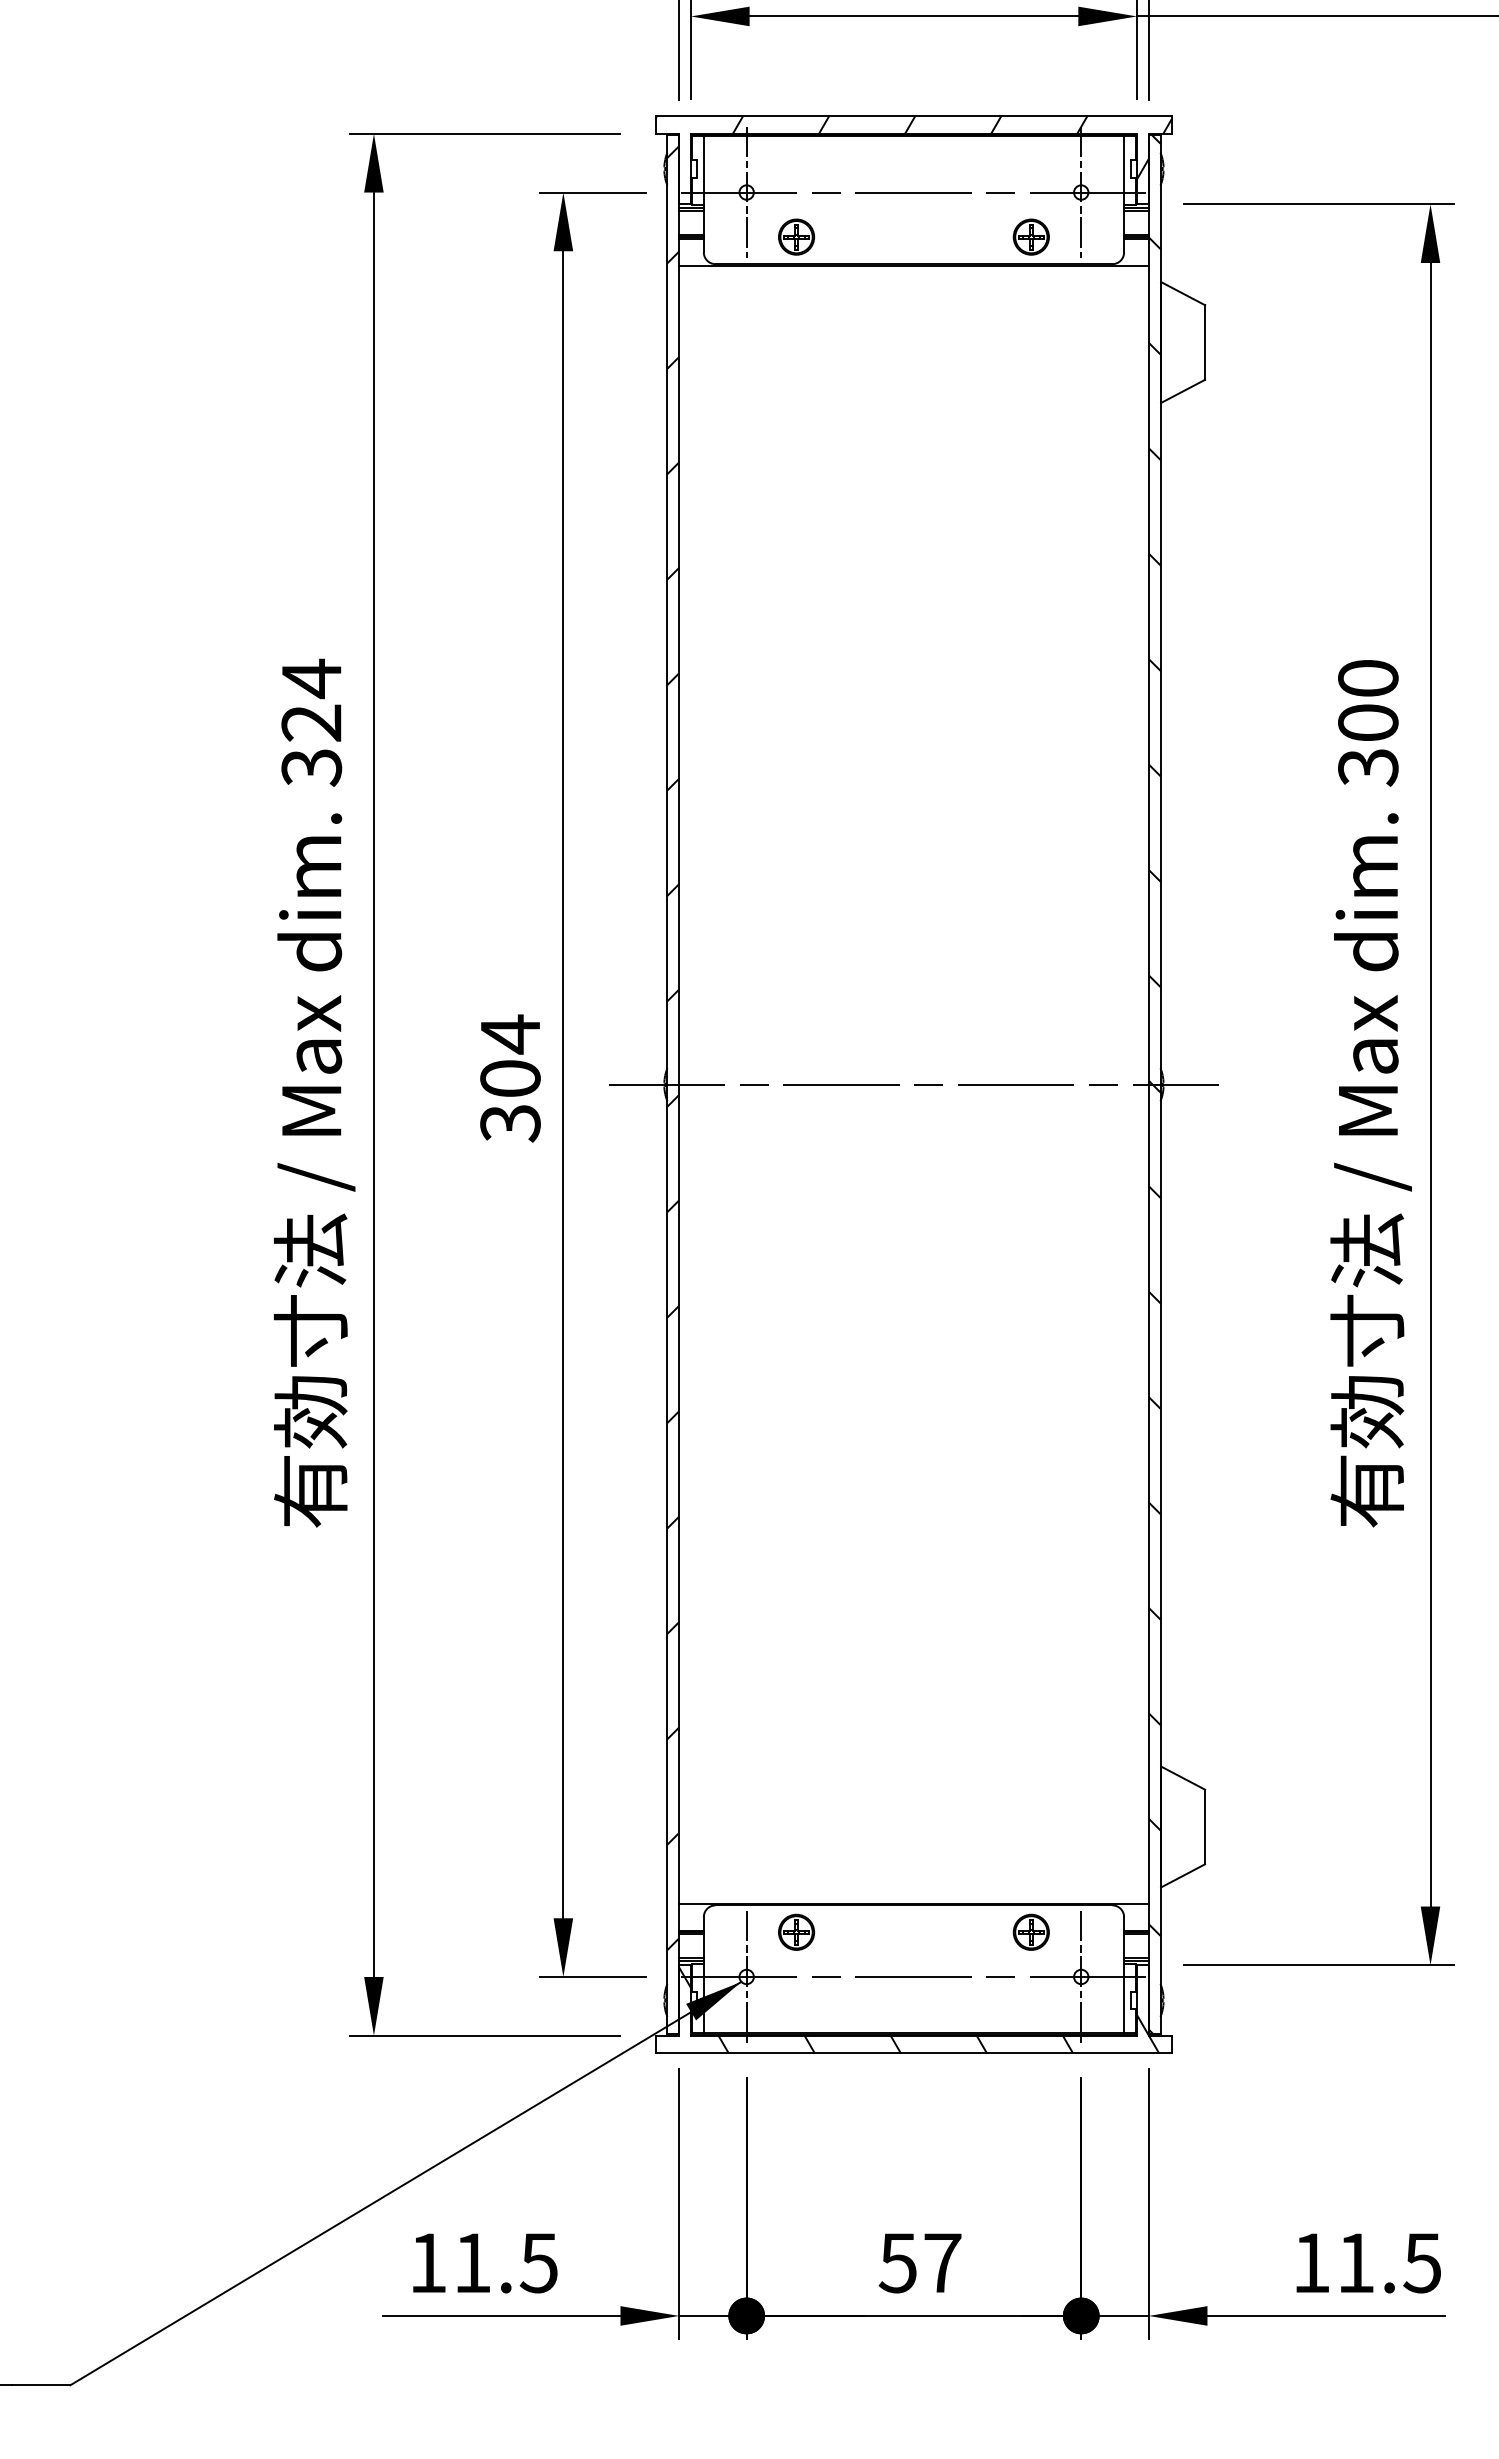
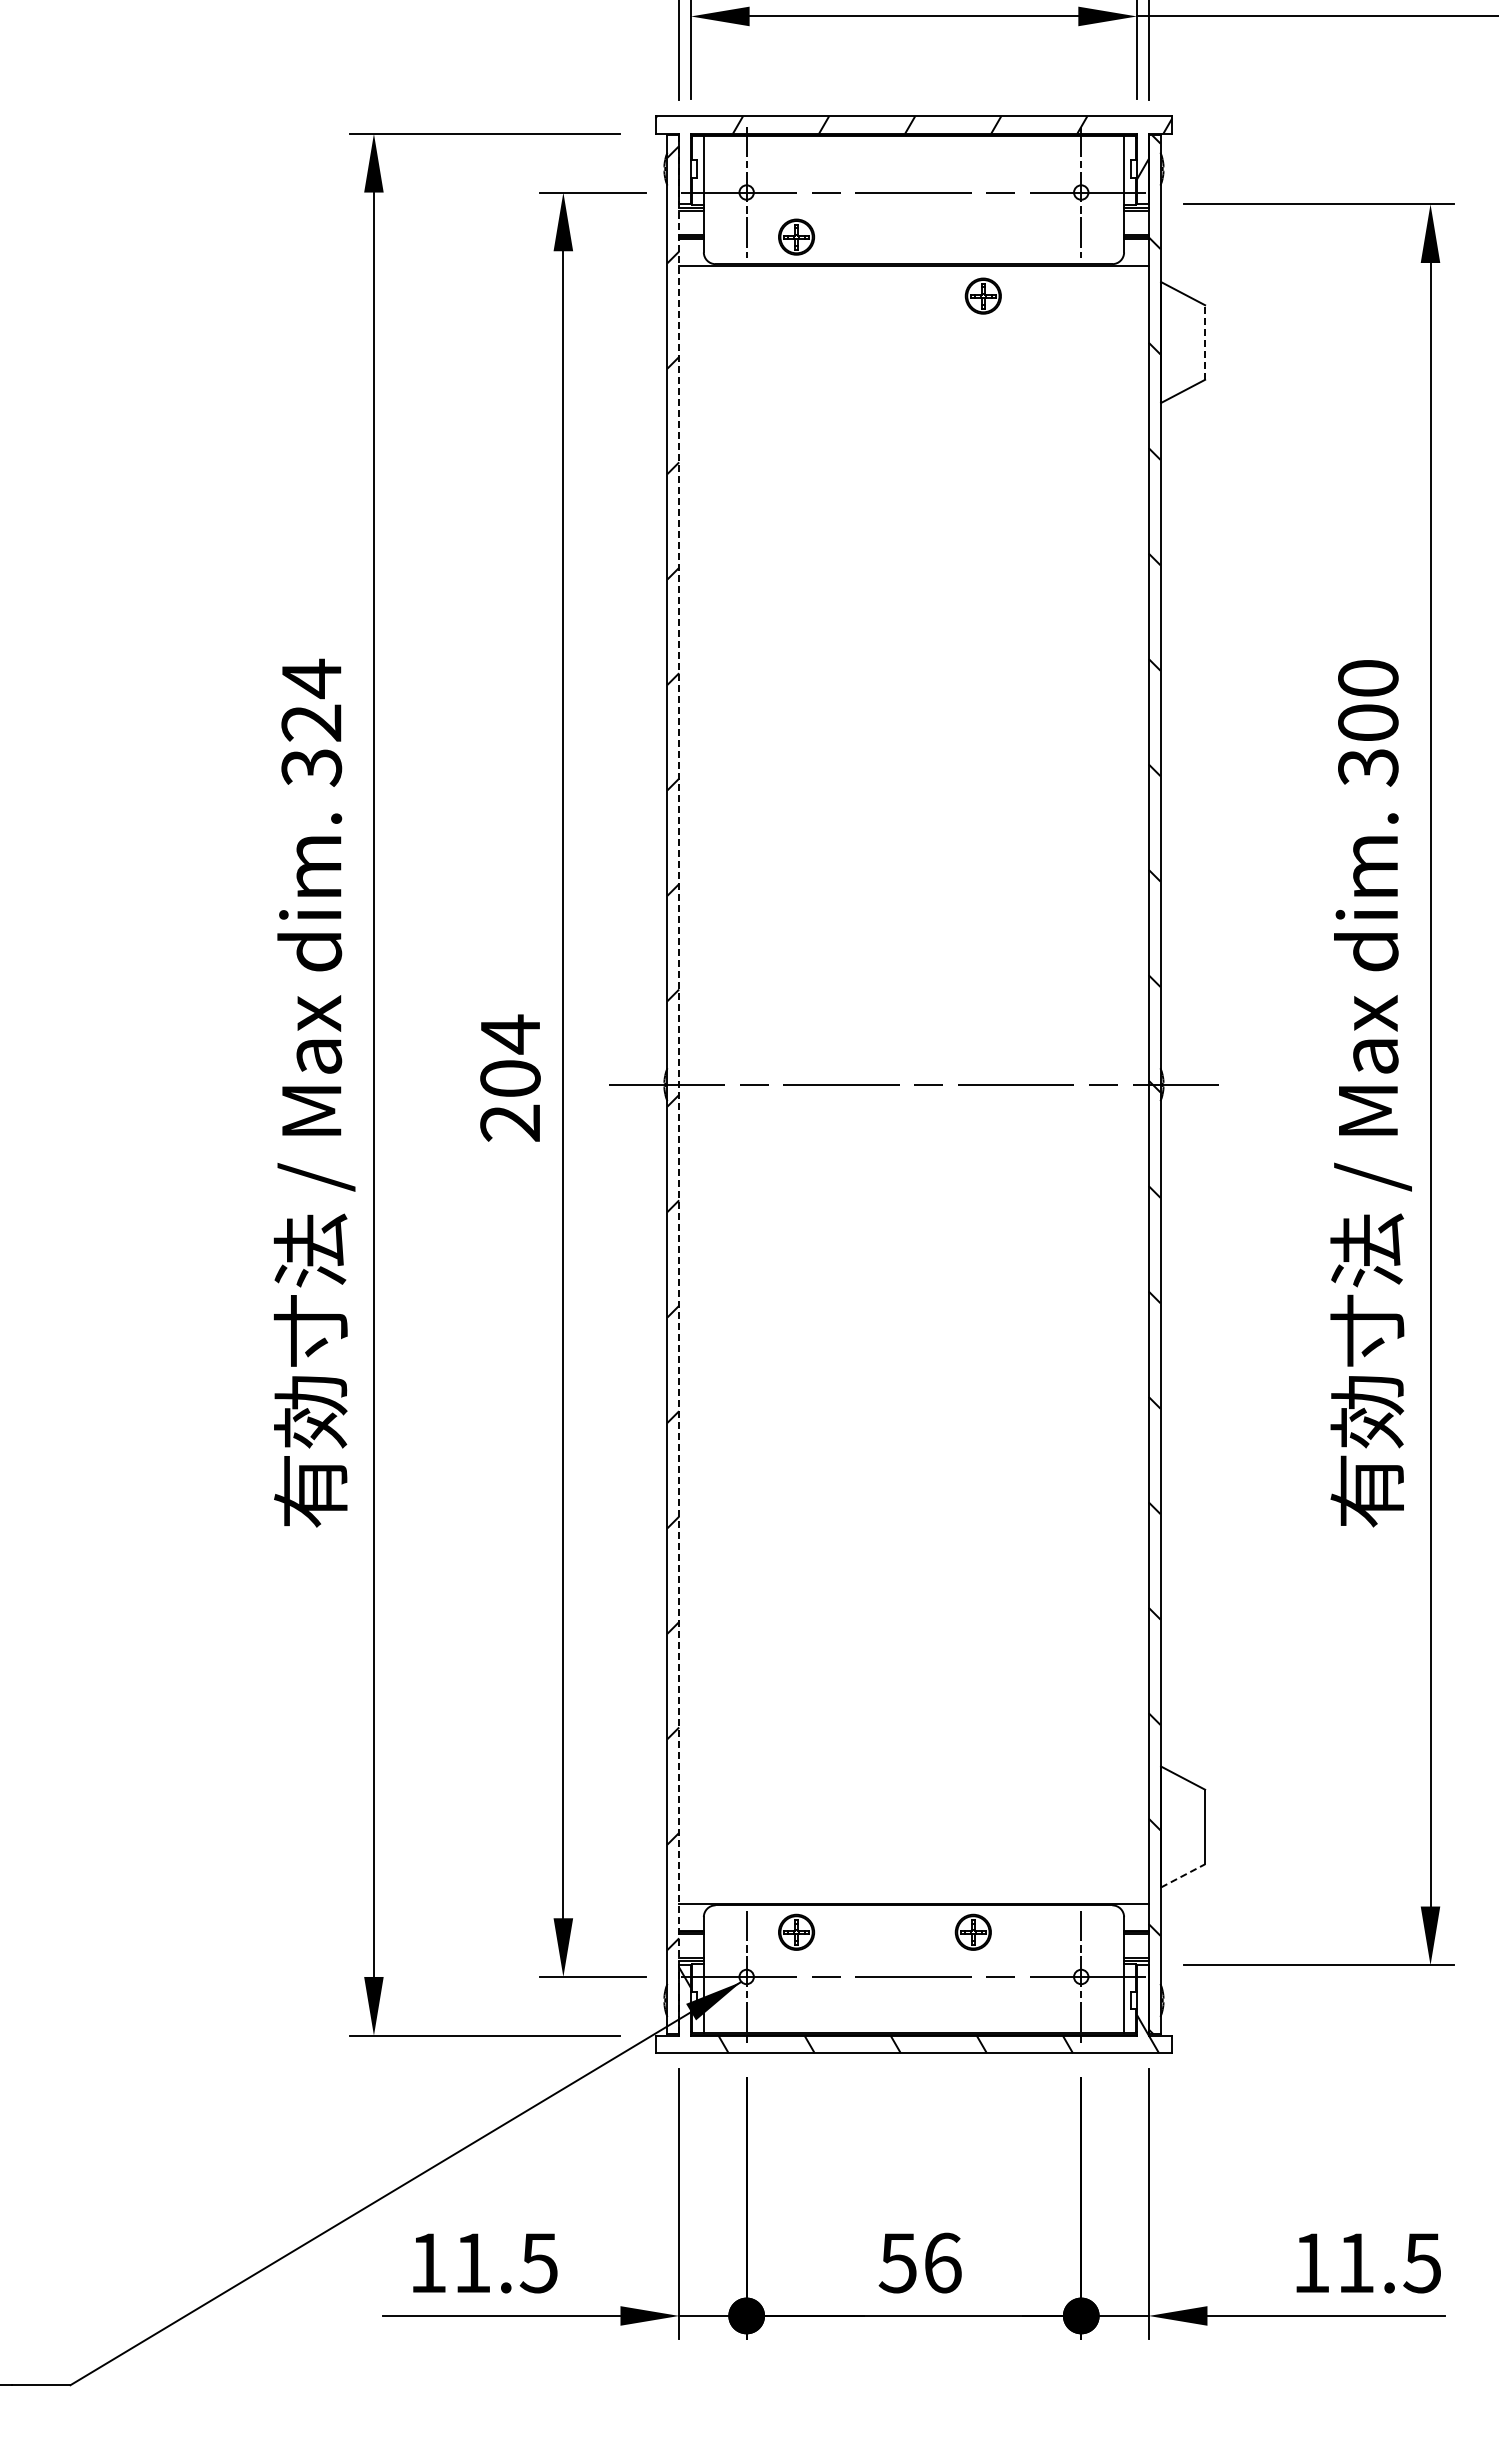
part position: (1030, 236) -> (982, 295) (982, 295)
line: solid -> dashed (1205, 342)
line: solid -> dashed (679, 1084)
text: 304 -> 204 (510, 1123)
line: solid -> dashed (1183, 1875)
part position: (1030, 1931) -> (972, 1931) (972, 1931)
text: 57 -> 56 (942, 2262)
